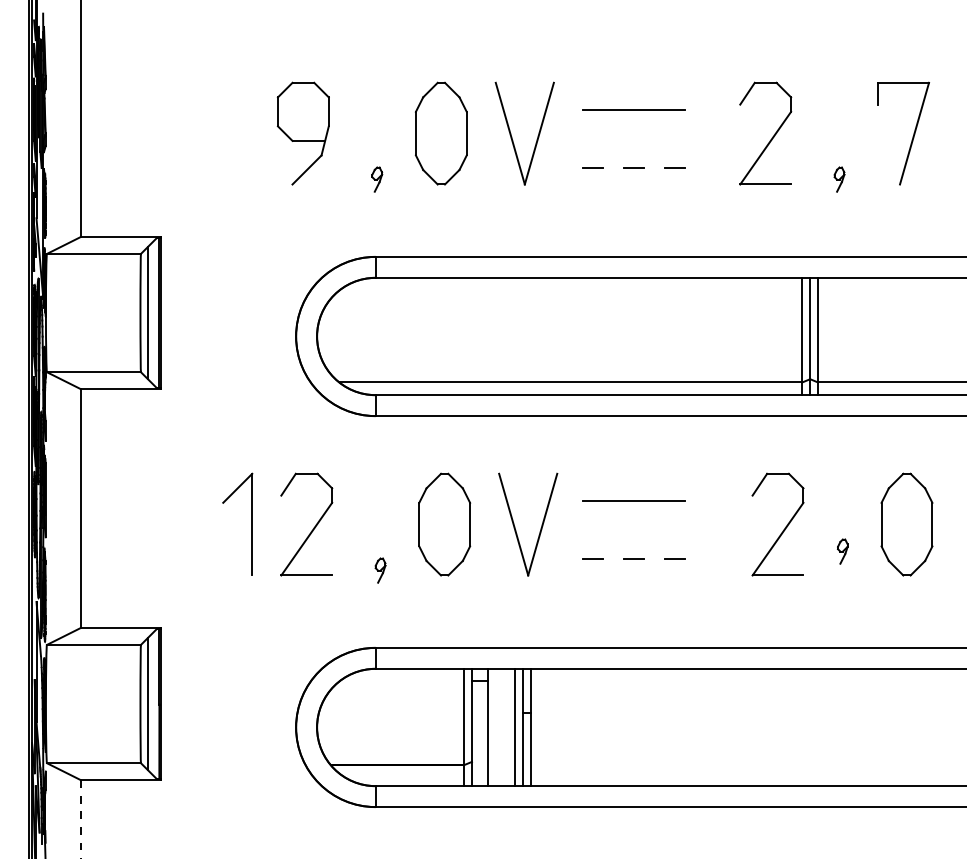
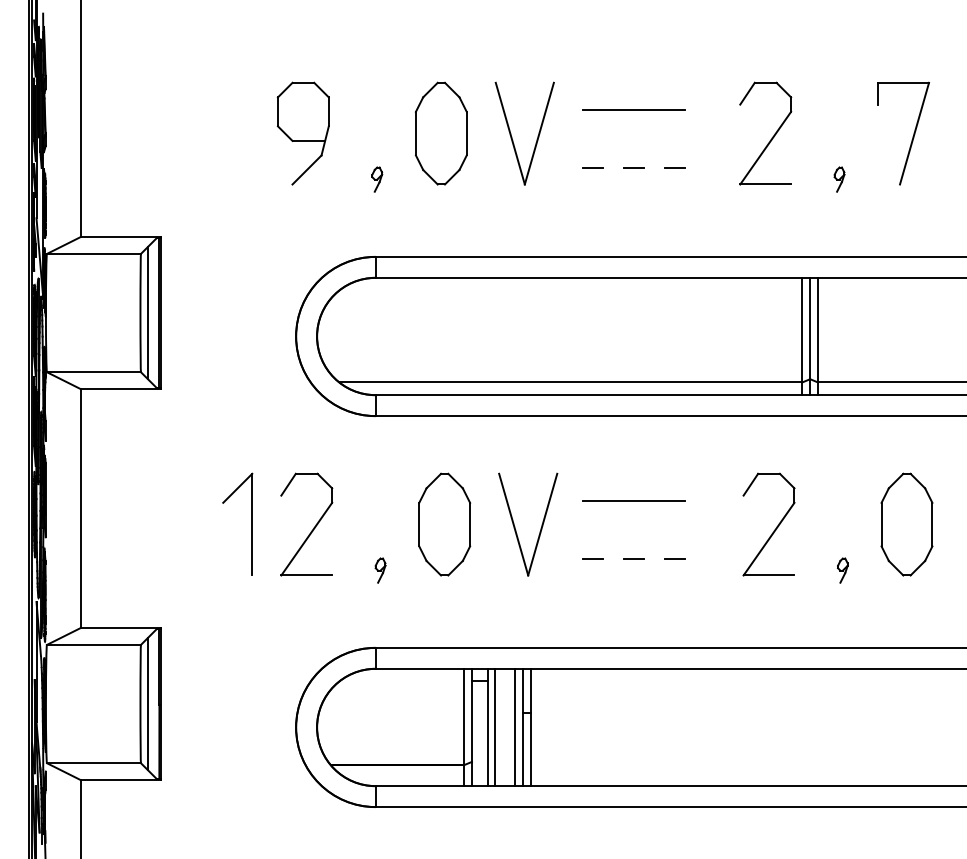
part position: (783, 529) -> (774, 529) (774, 529)
part position: (842, 551) -> (842, 570) (842, 570)
line: none -> present (495, 727)
line: dashed -> solid (80, 819)
